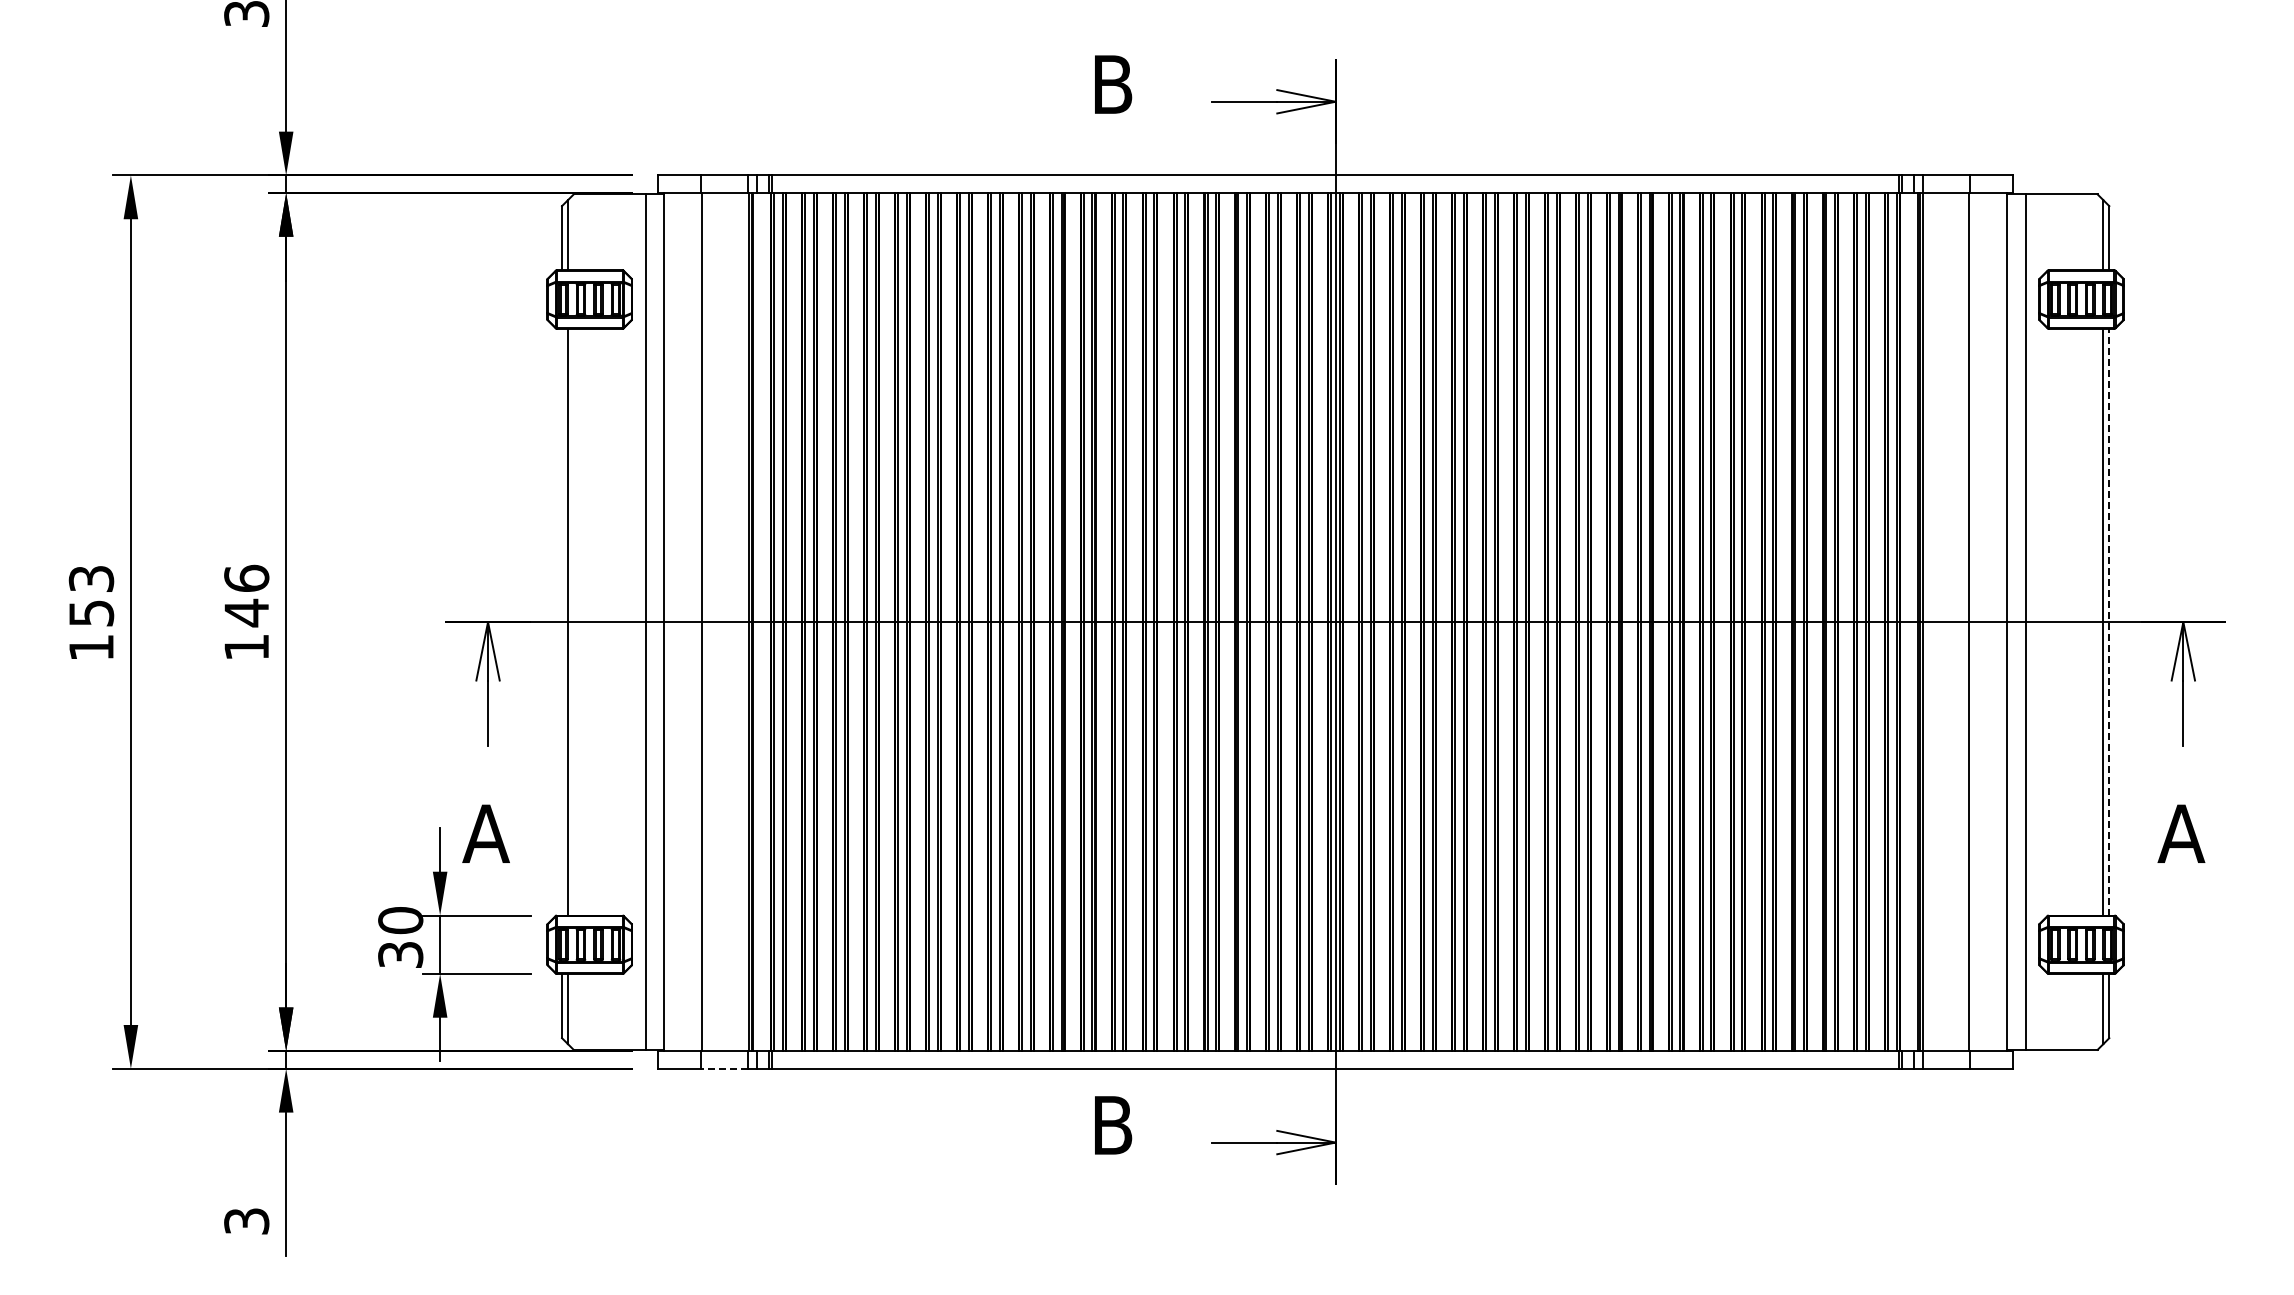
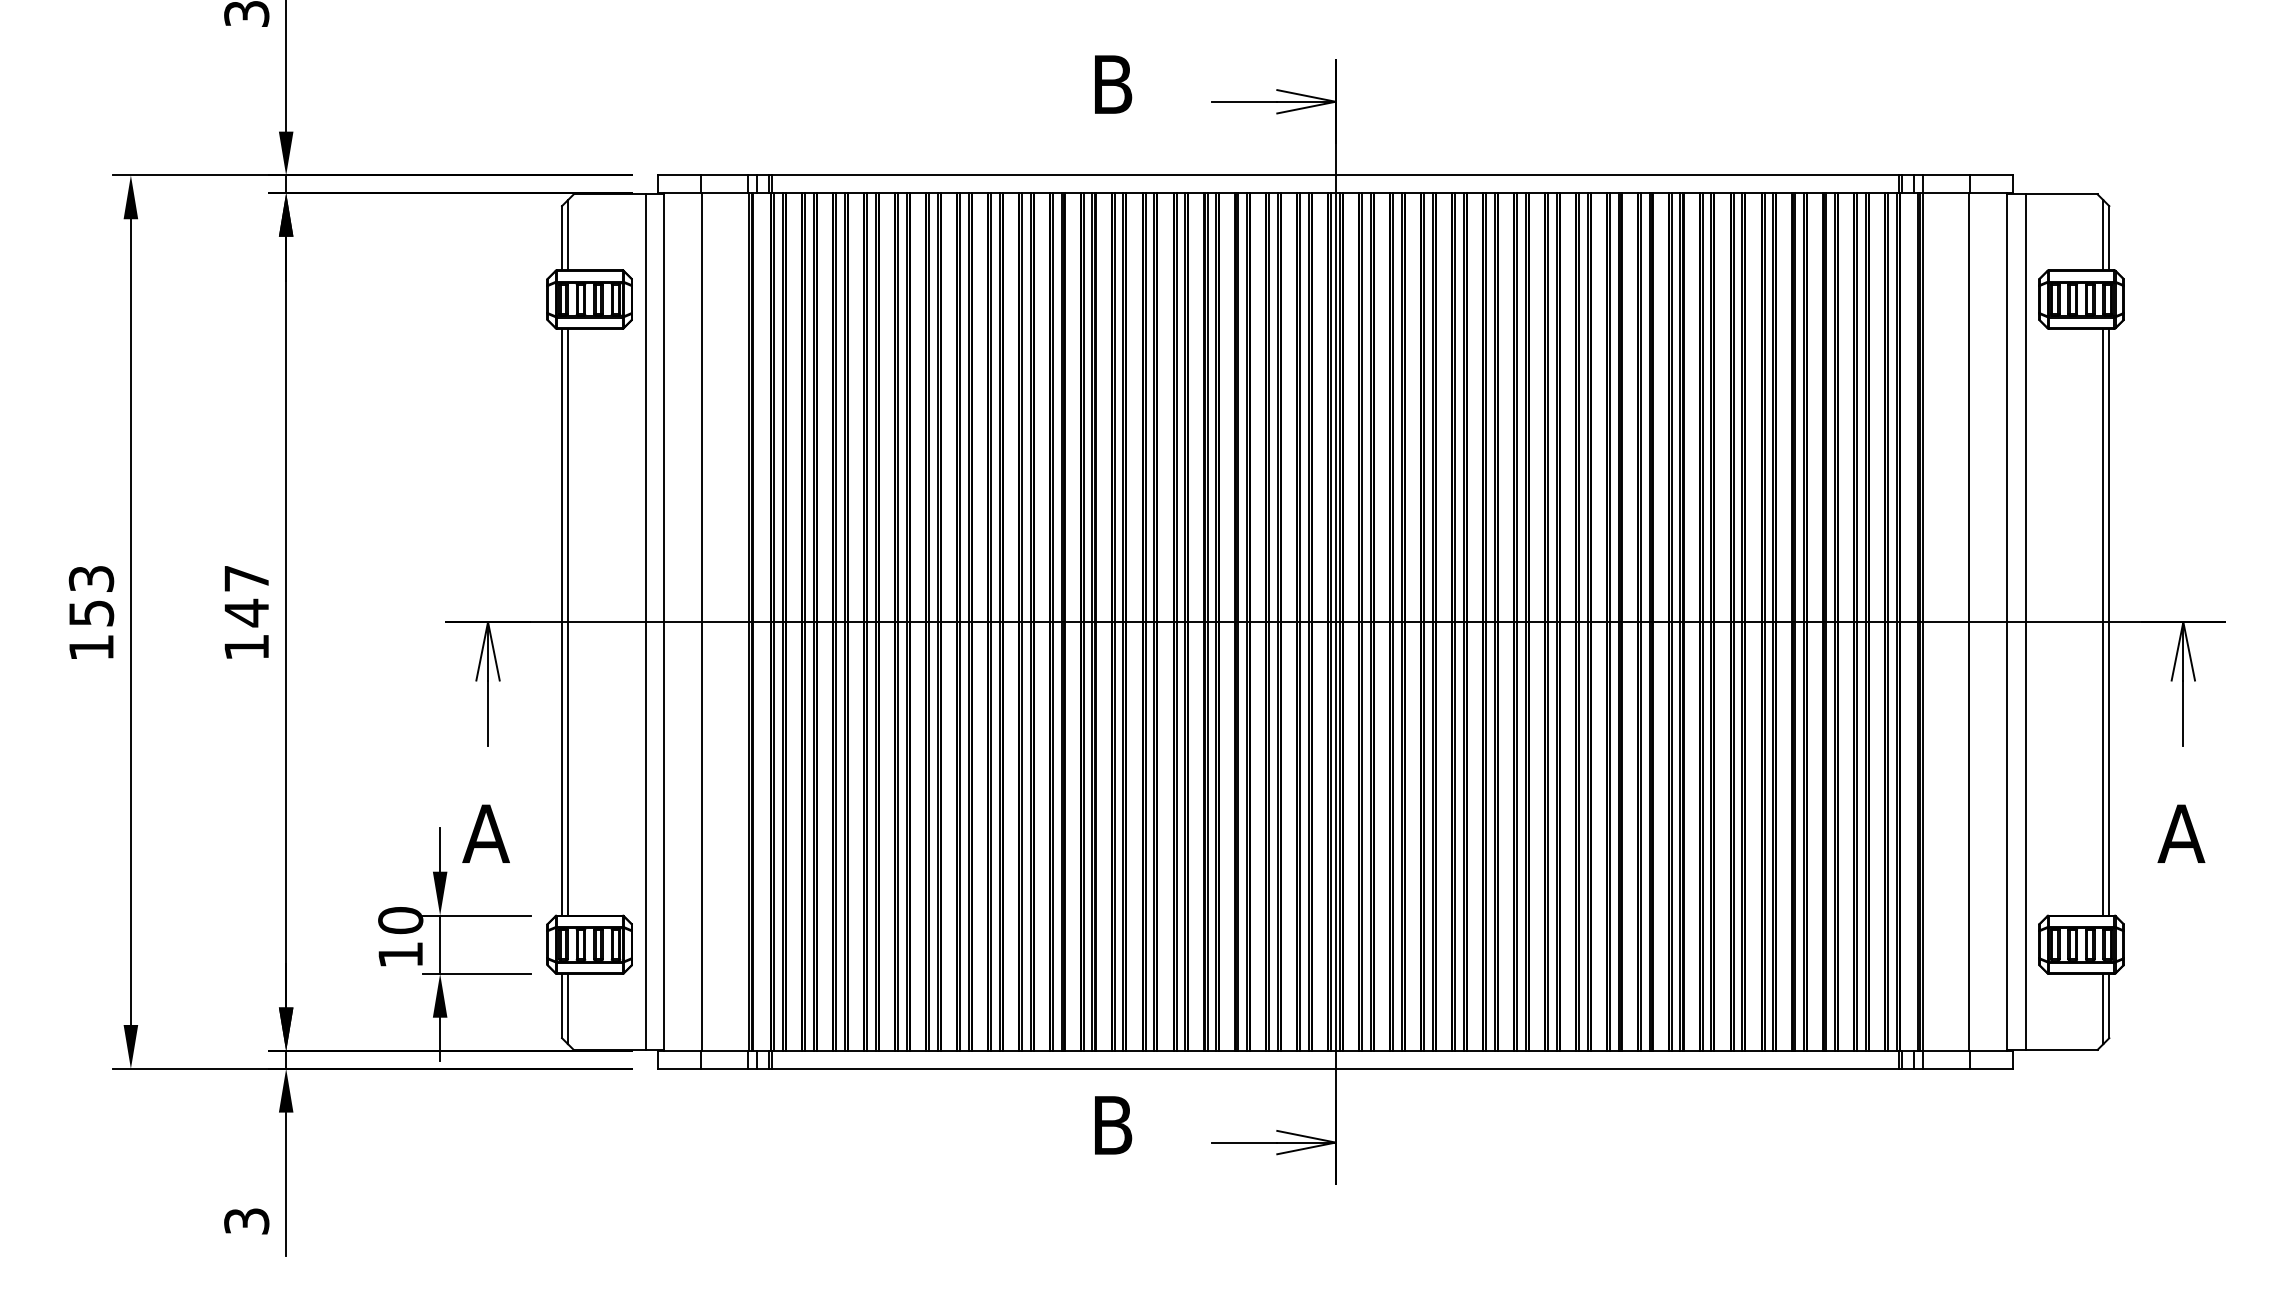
text: 146 -> 147 (246, 577)
line: none -> present (562, 621)
line: dashed -> solid (2109, 621)
text: 30 -> 10 (400, 954)
line: dashed -> solid (724, 1068)
